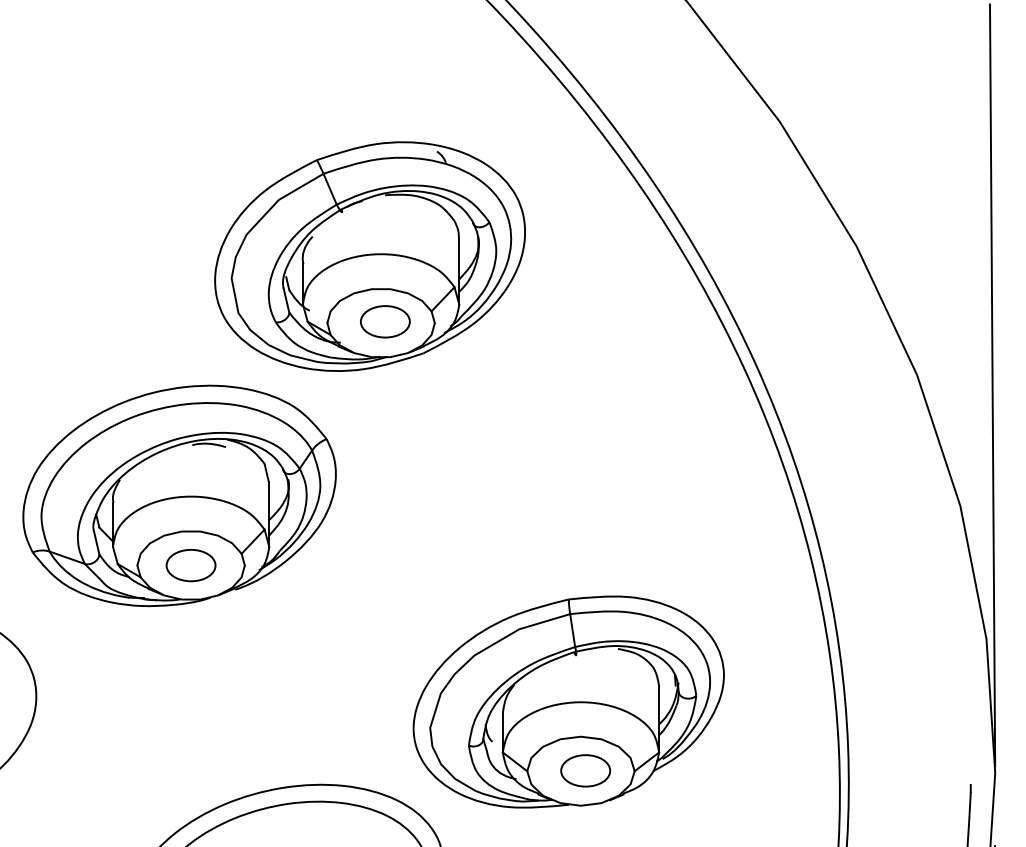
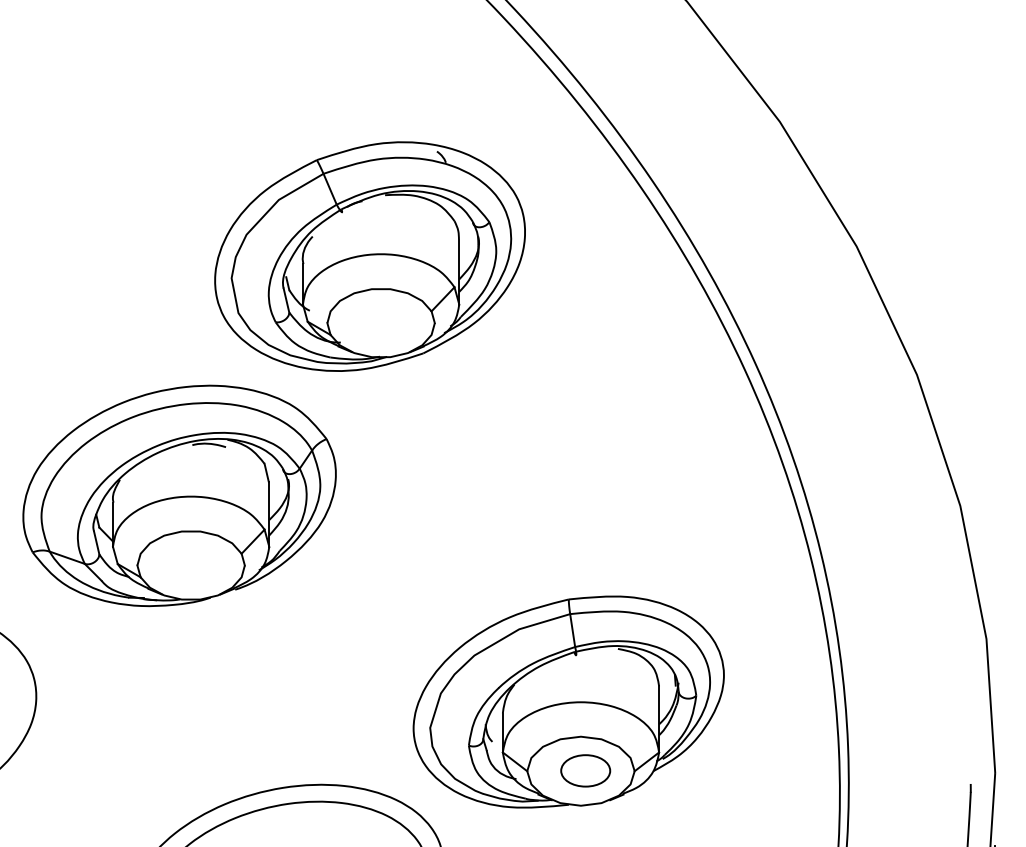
part: present -> none (385, 321)
line: present -> none (992, 385)
part: present -> none (190, 565)
